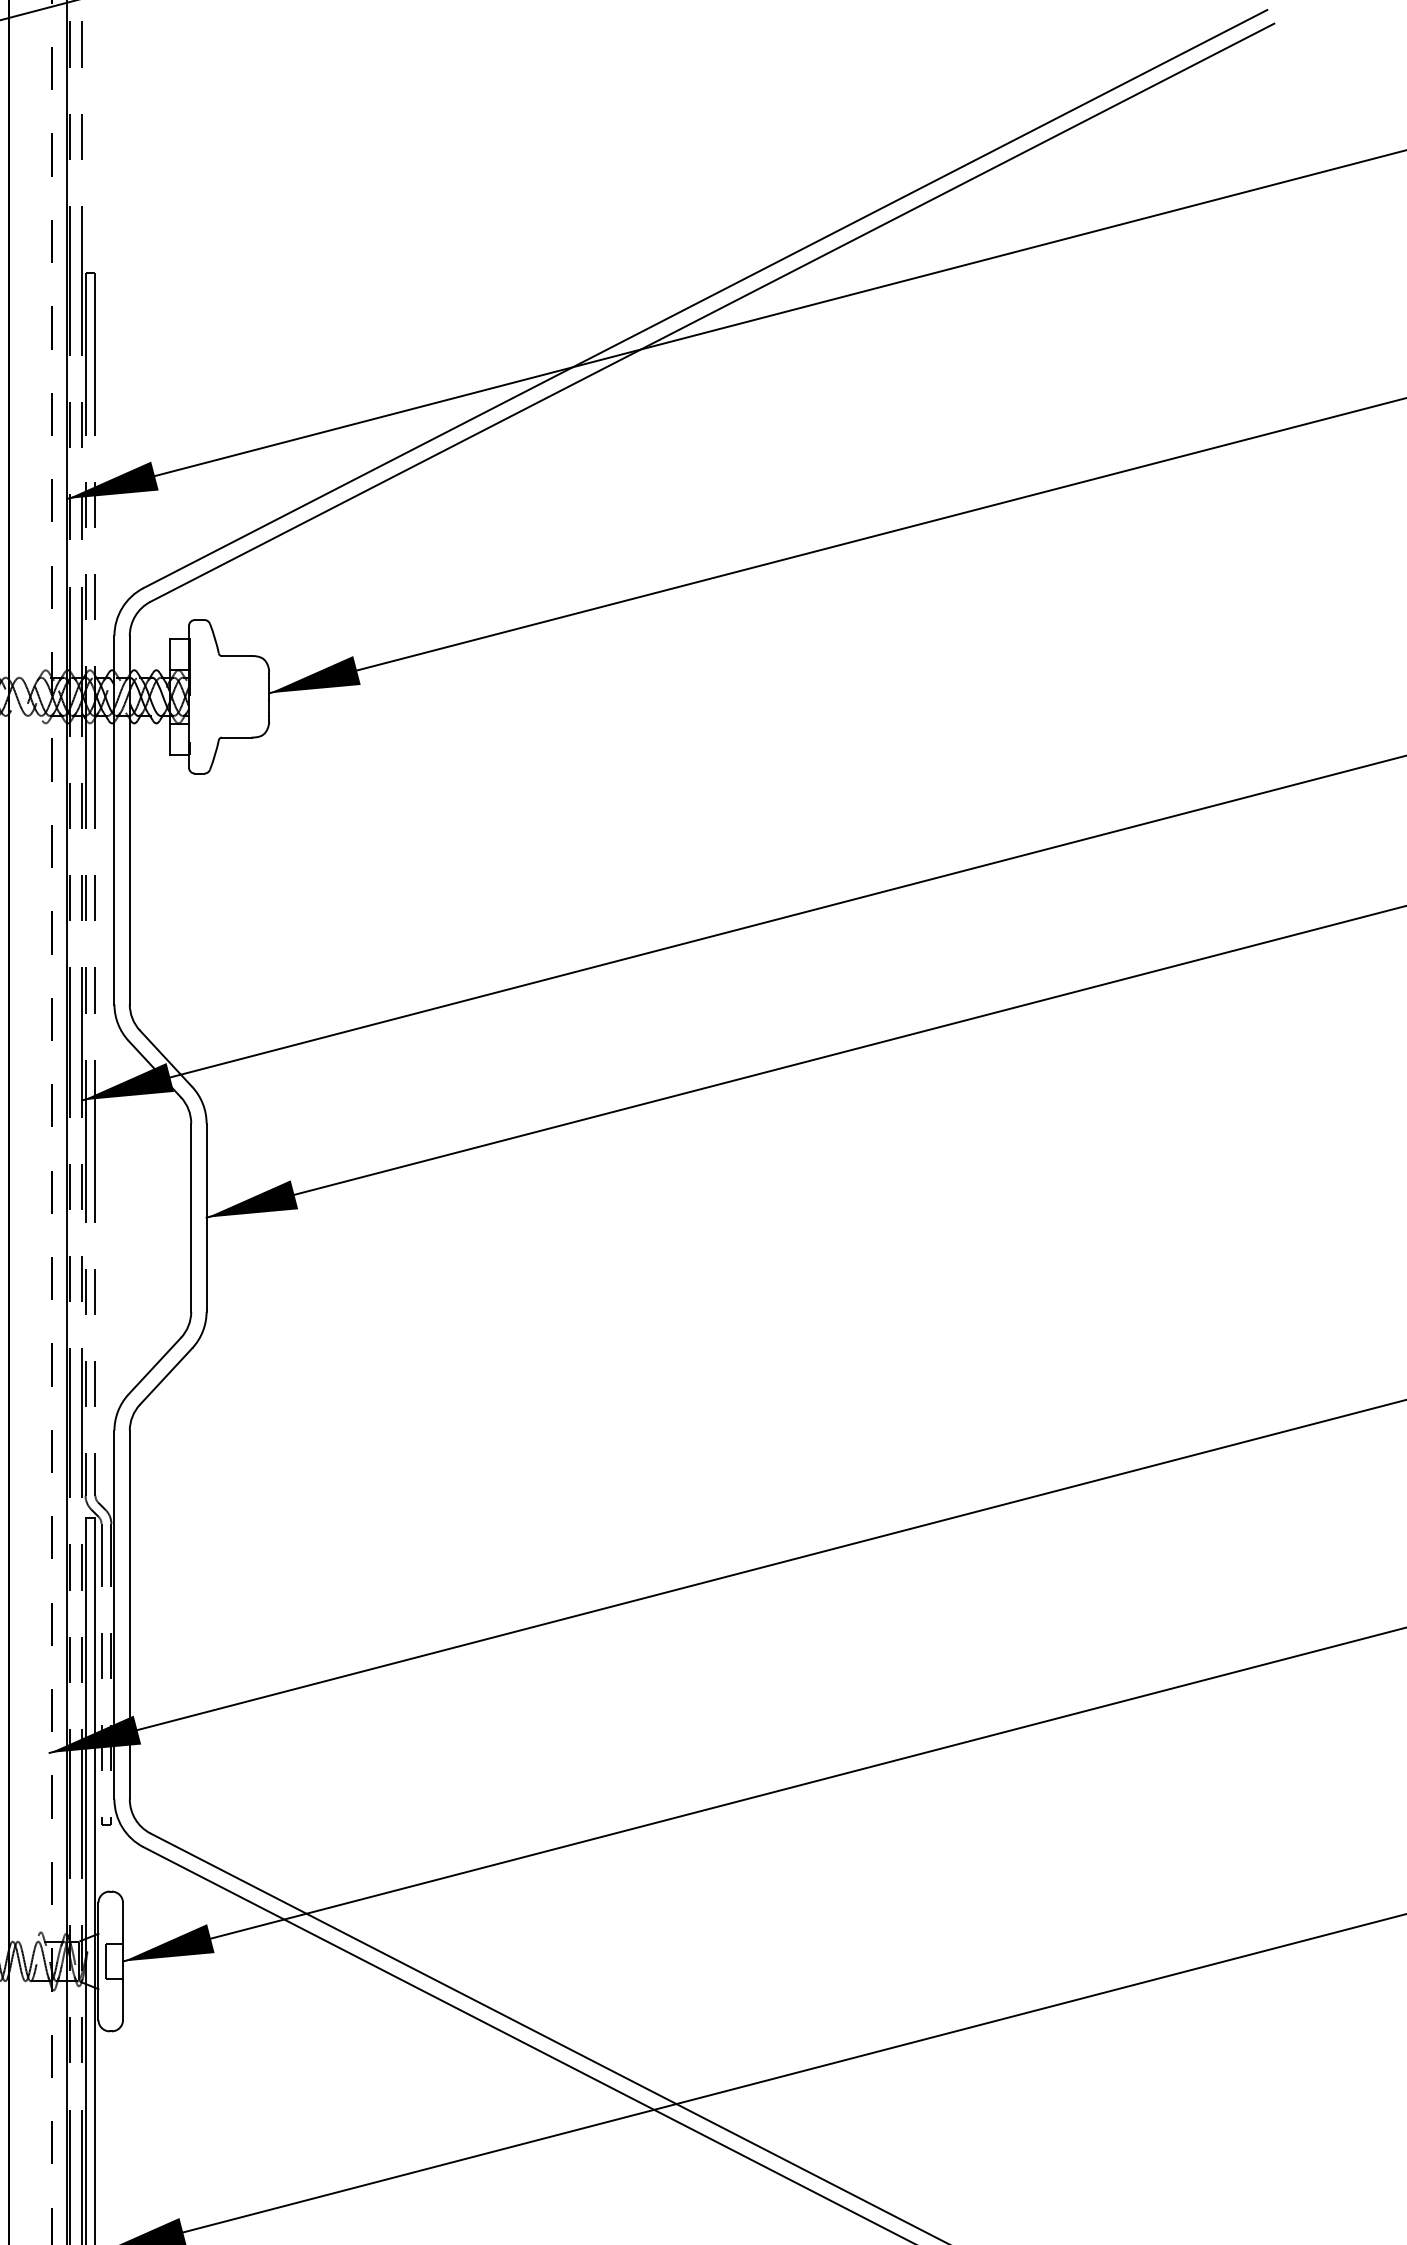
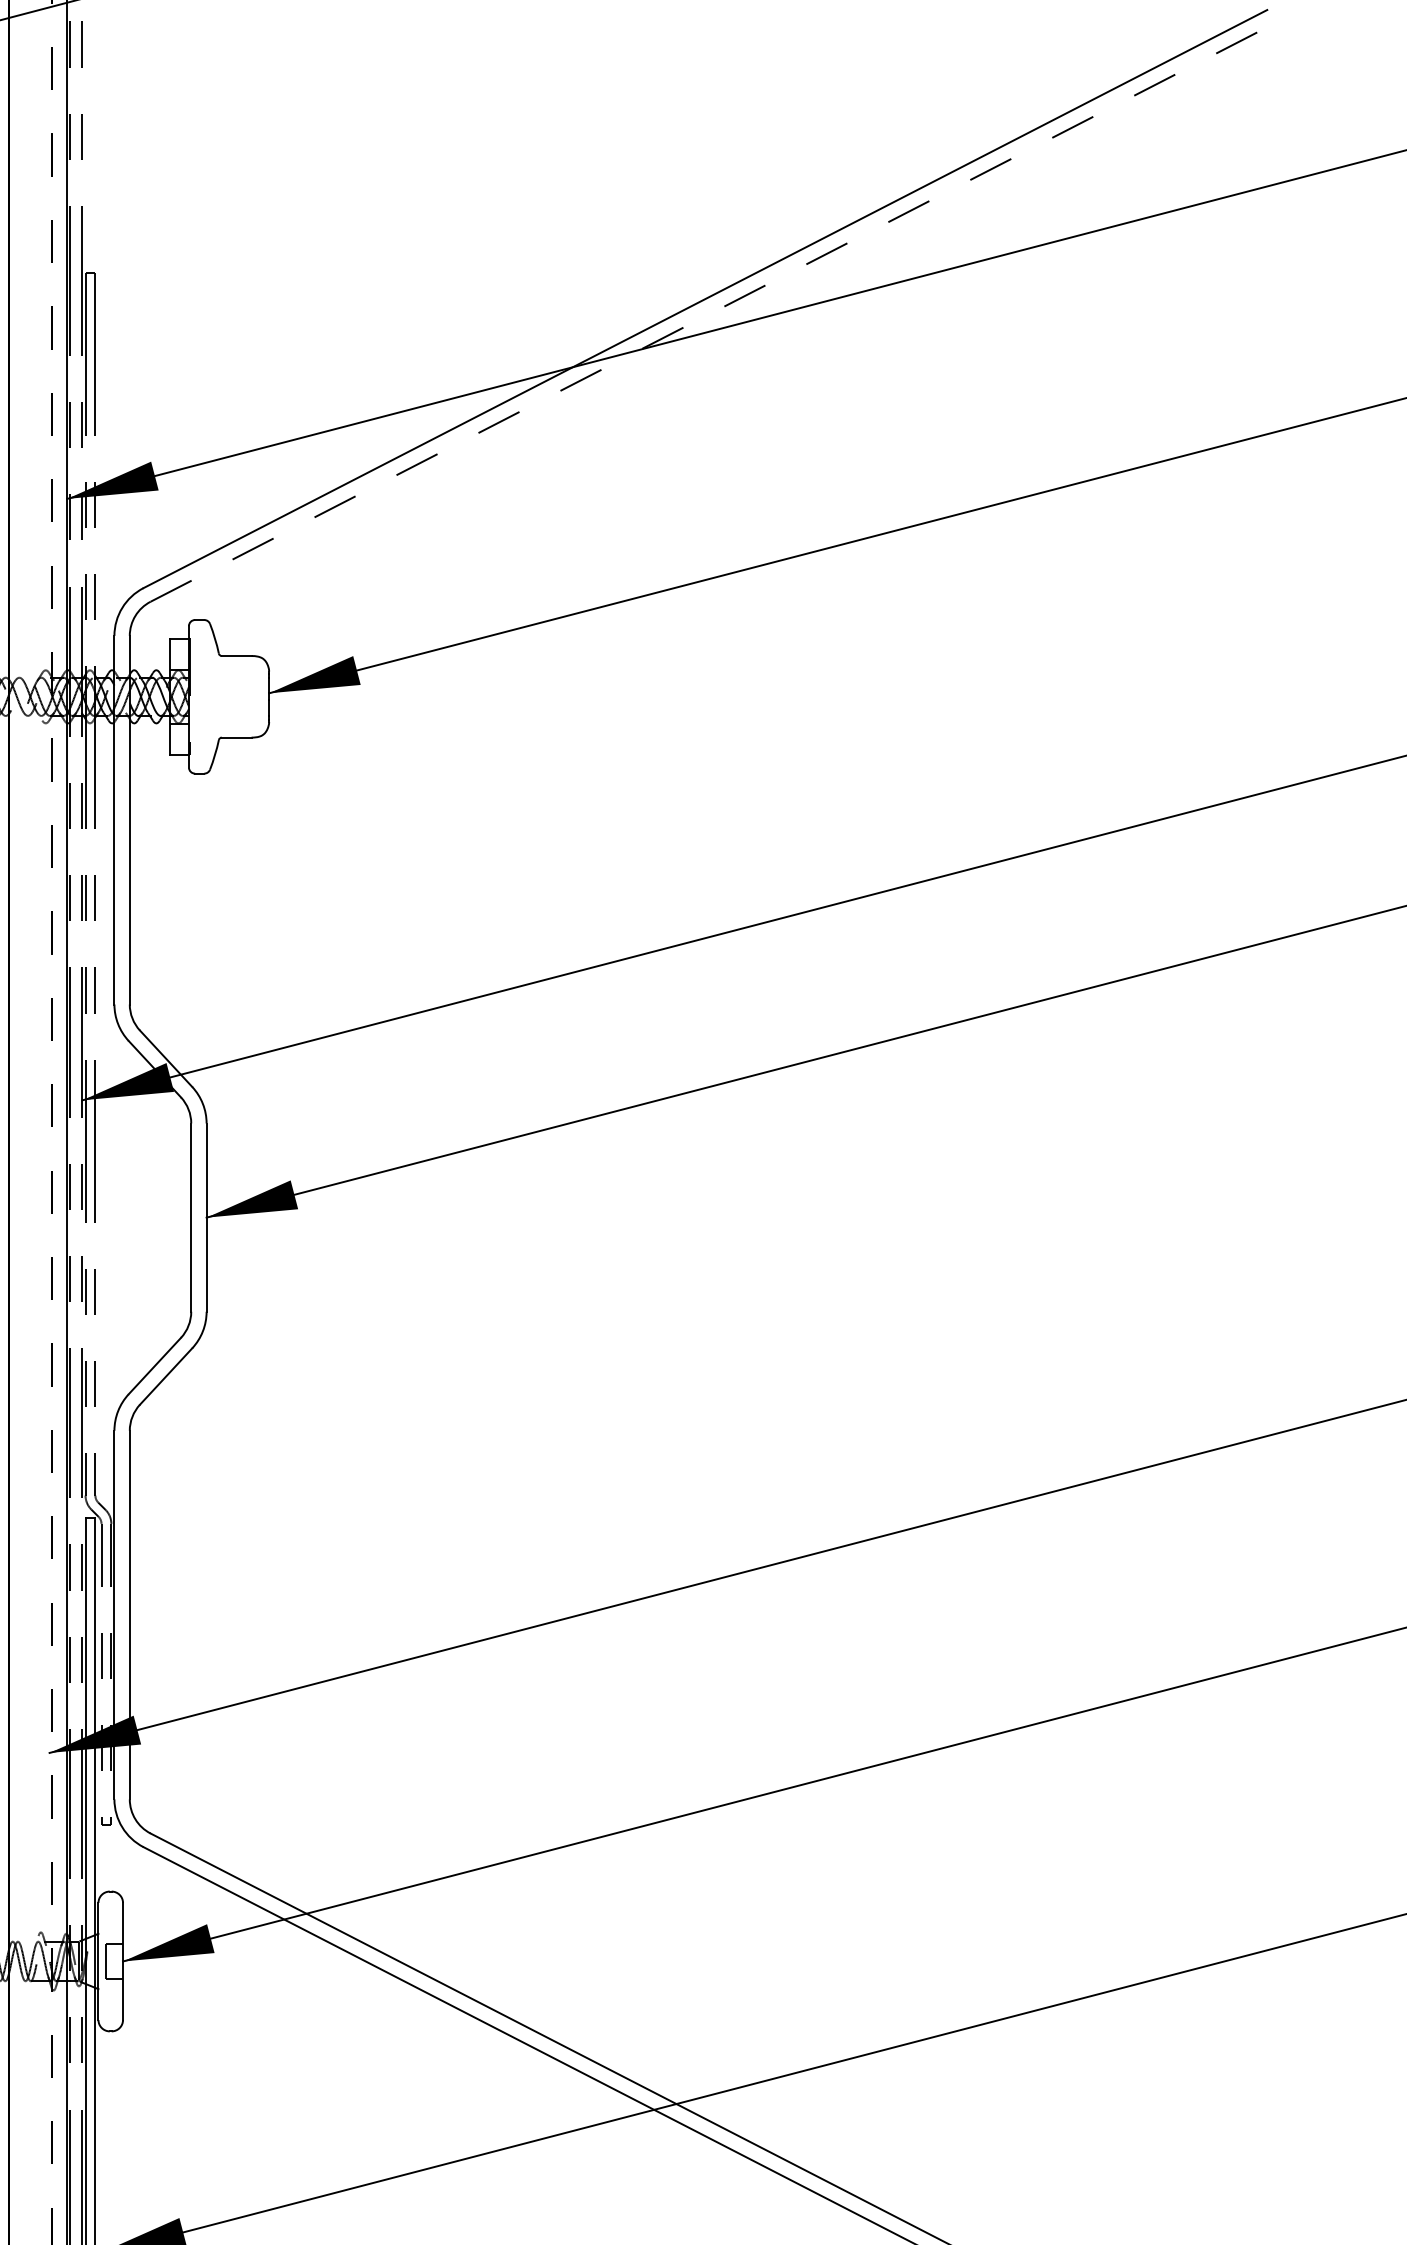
line: solid -> dashed (712, 312)
